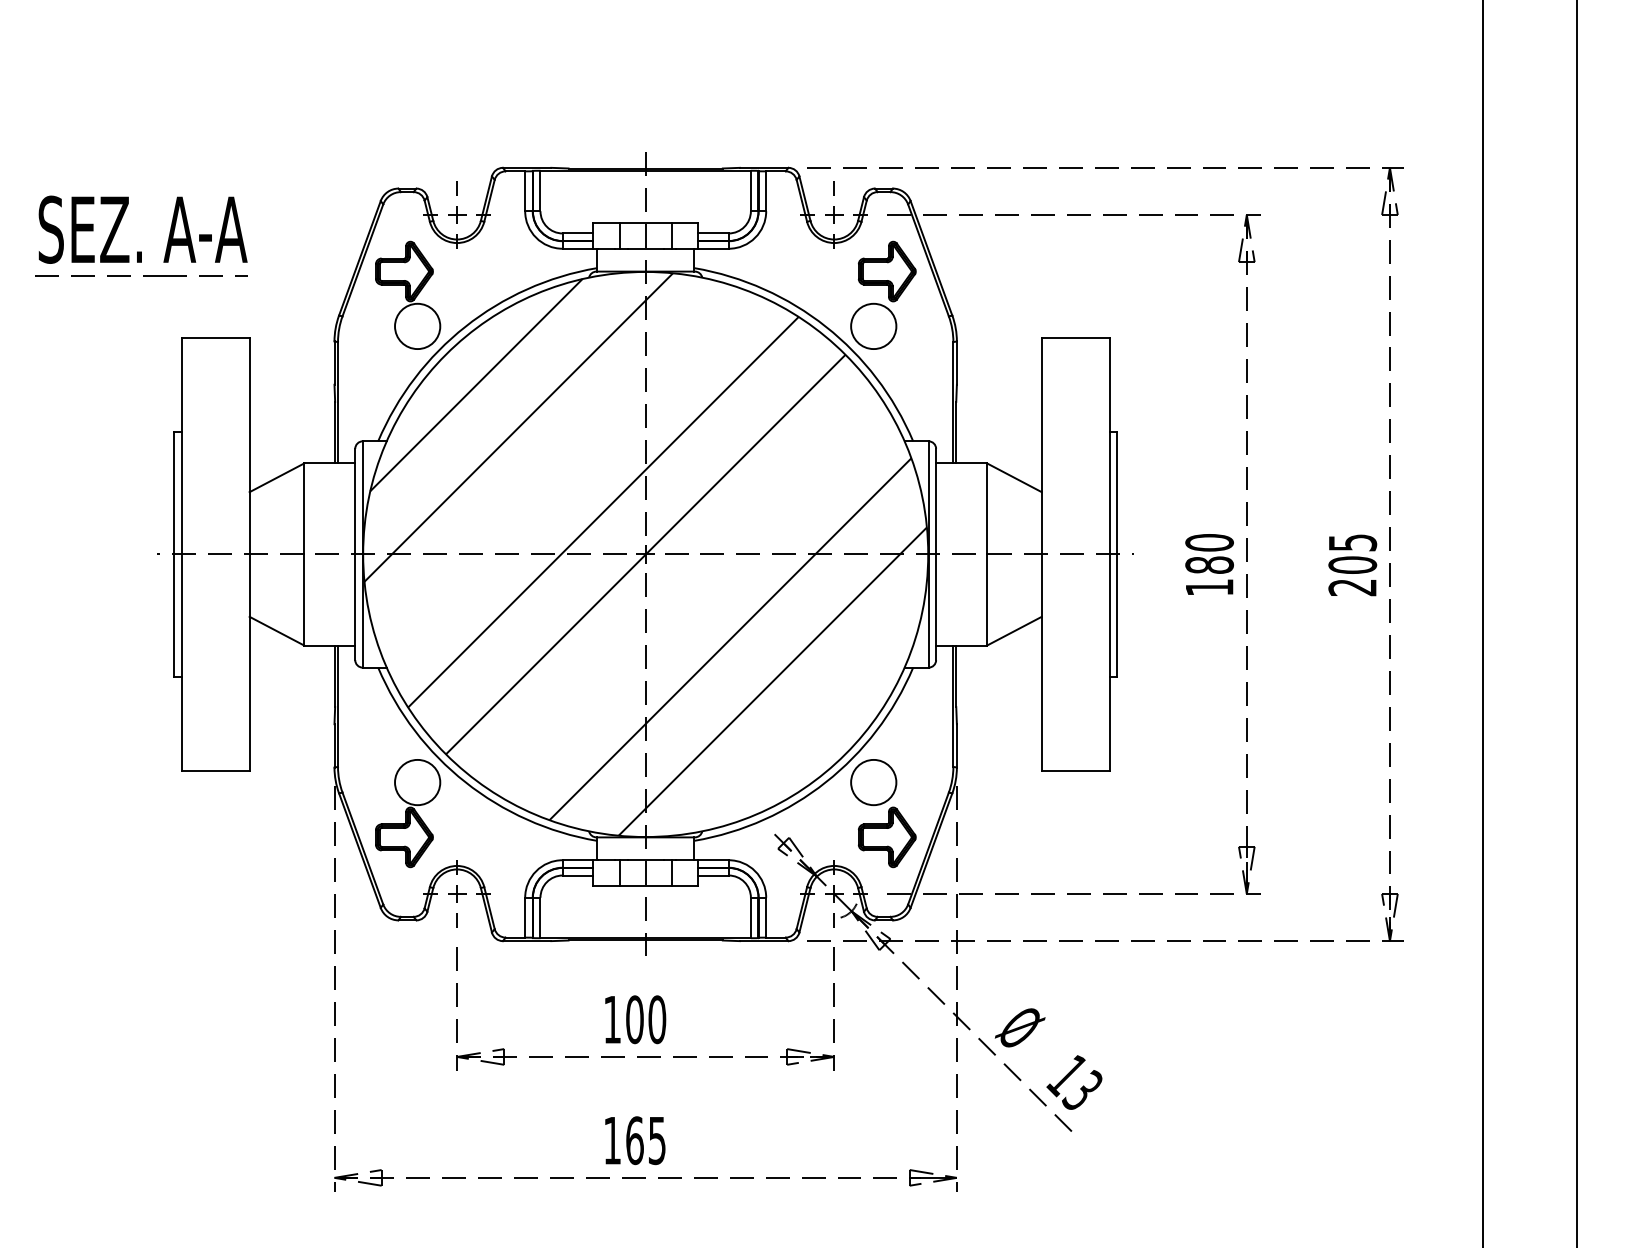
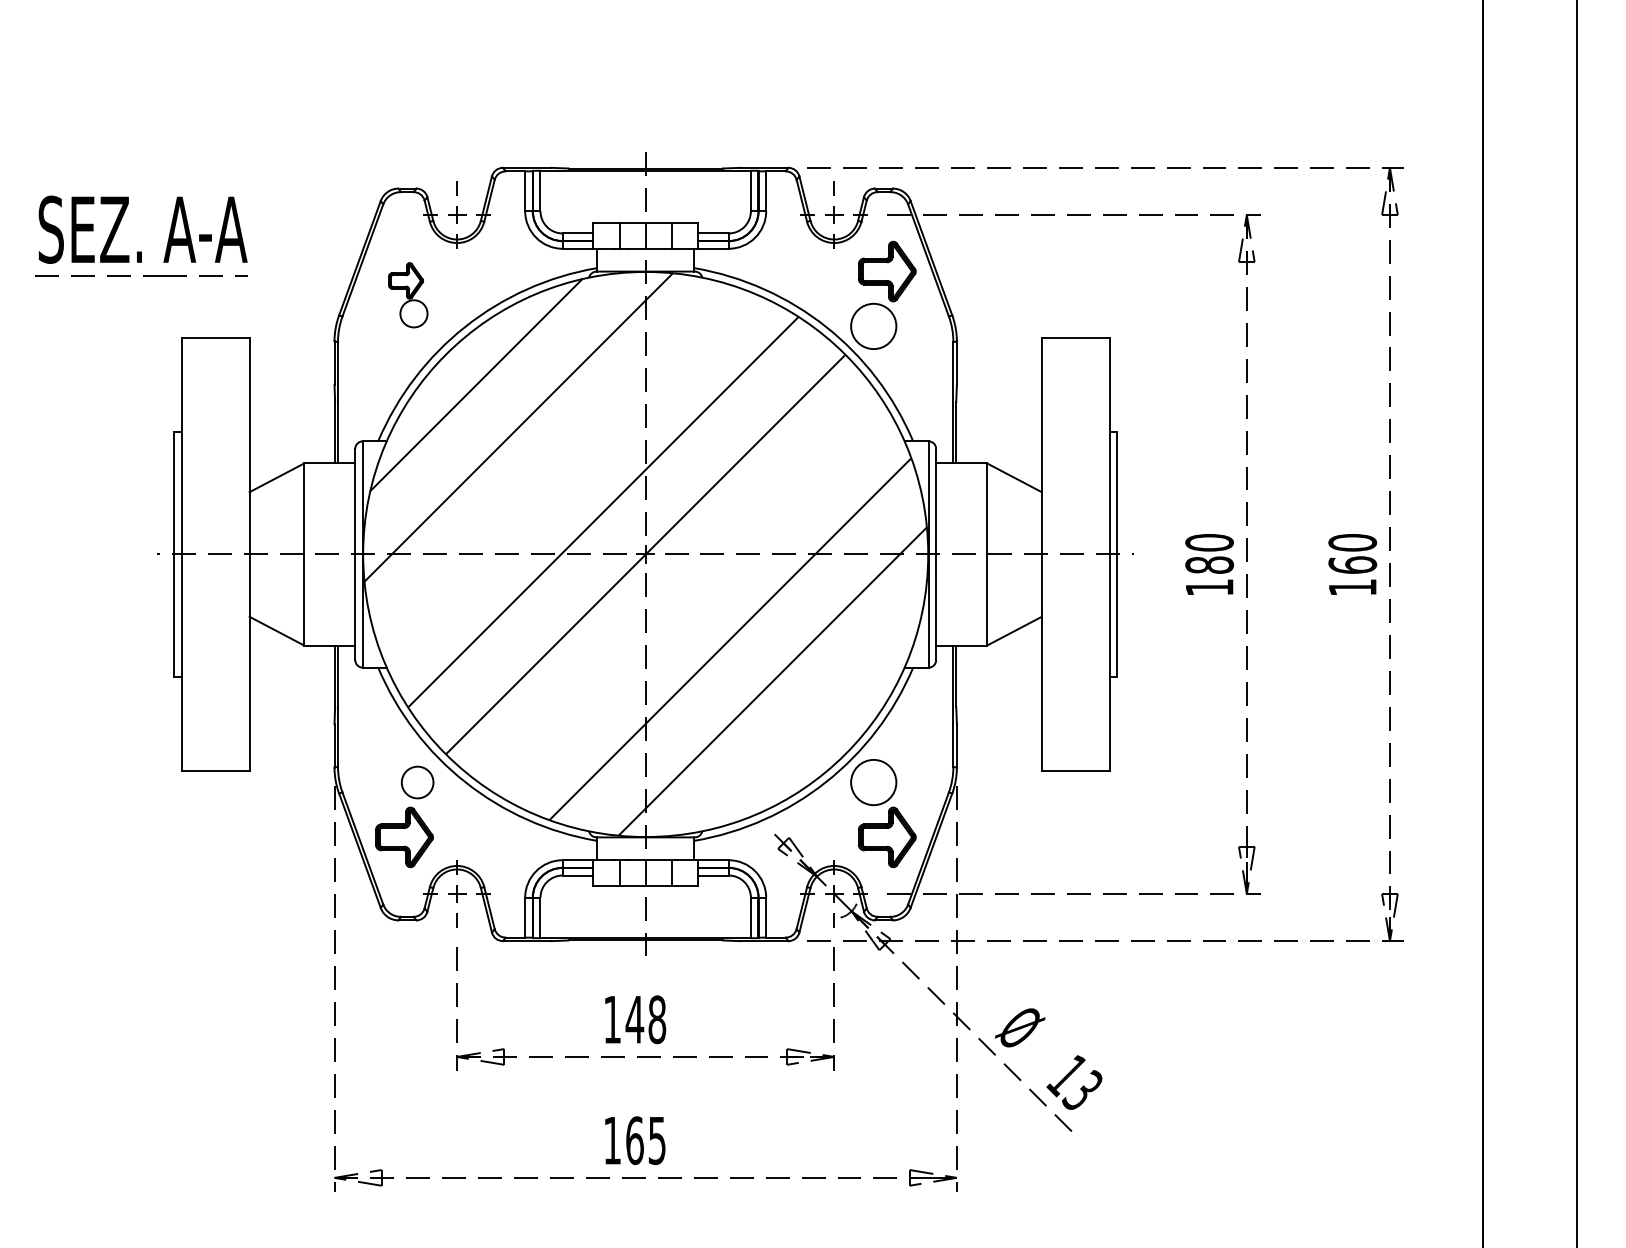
part size: 67x110 px -> 41x67 px (408, 295)
text: 205 -> 160 (1352, 565)
circle diameter: 45 px -> 32 px (417, 782)
text: 100 -> 148 (645, 1019)
